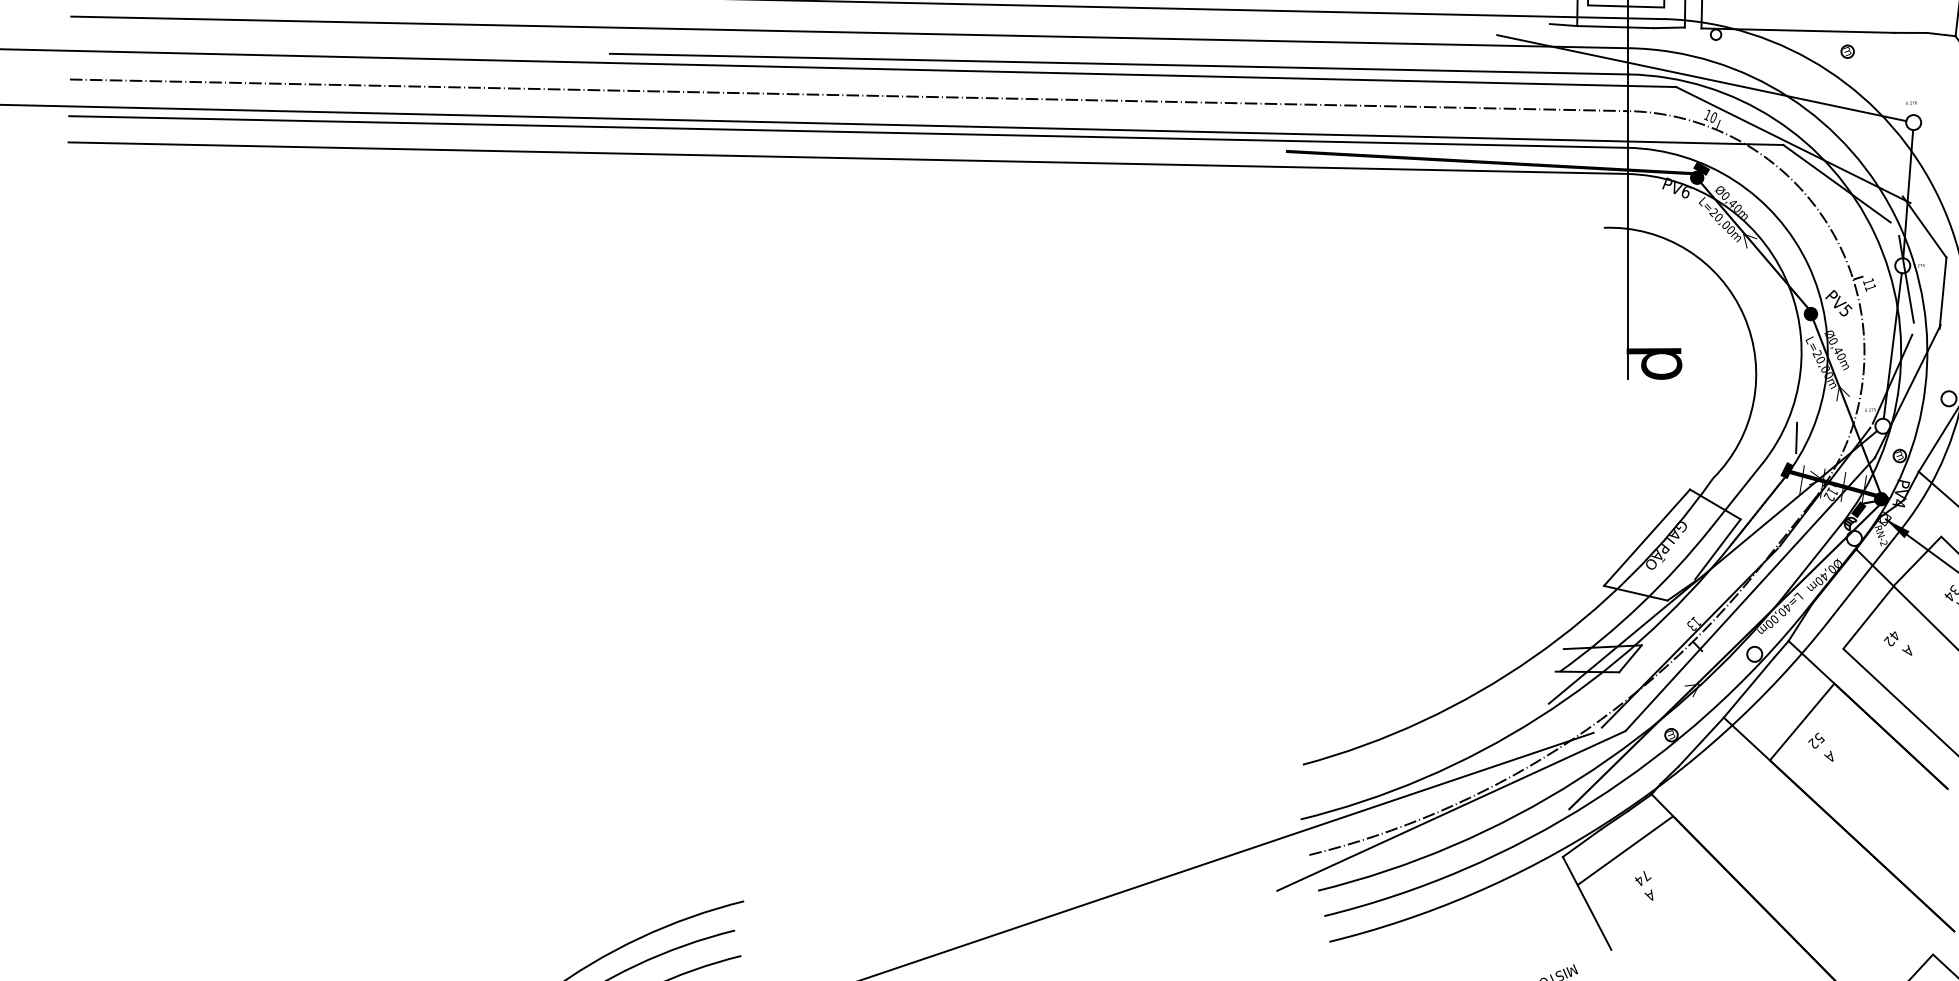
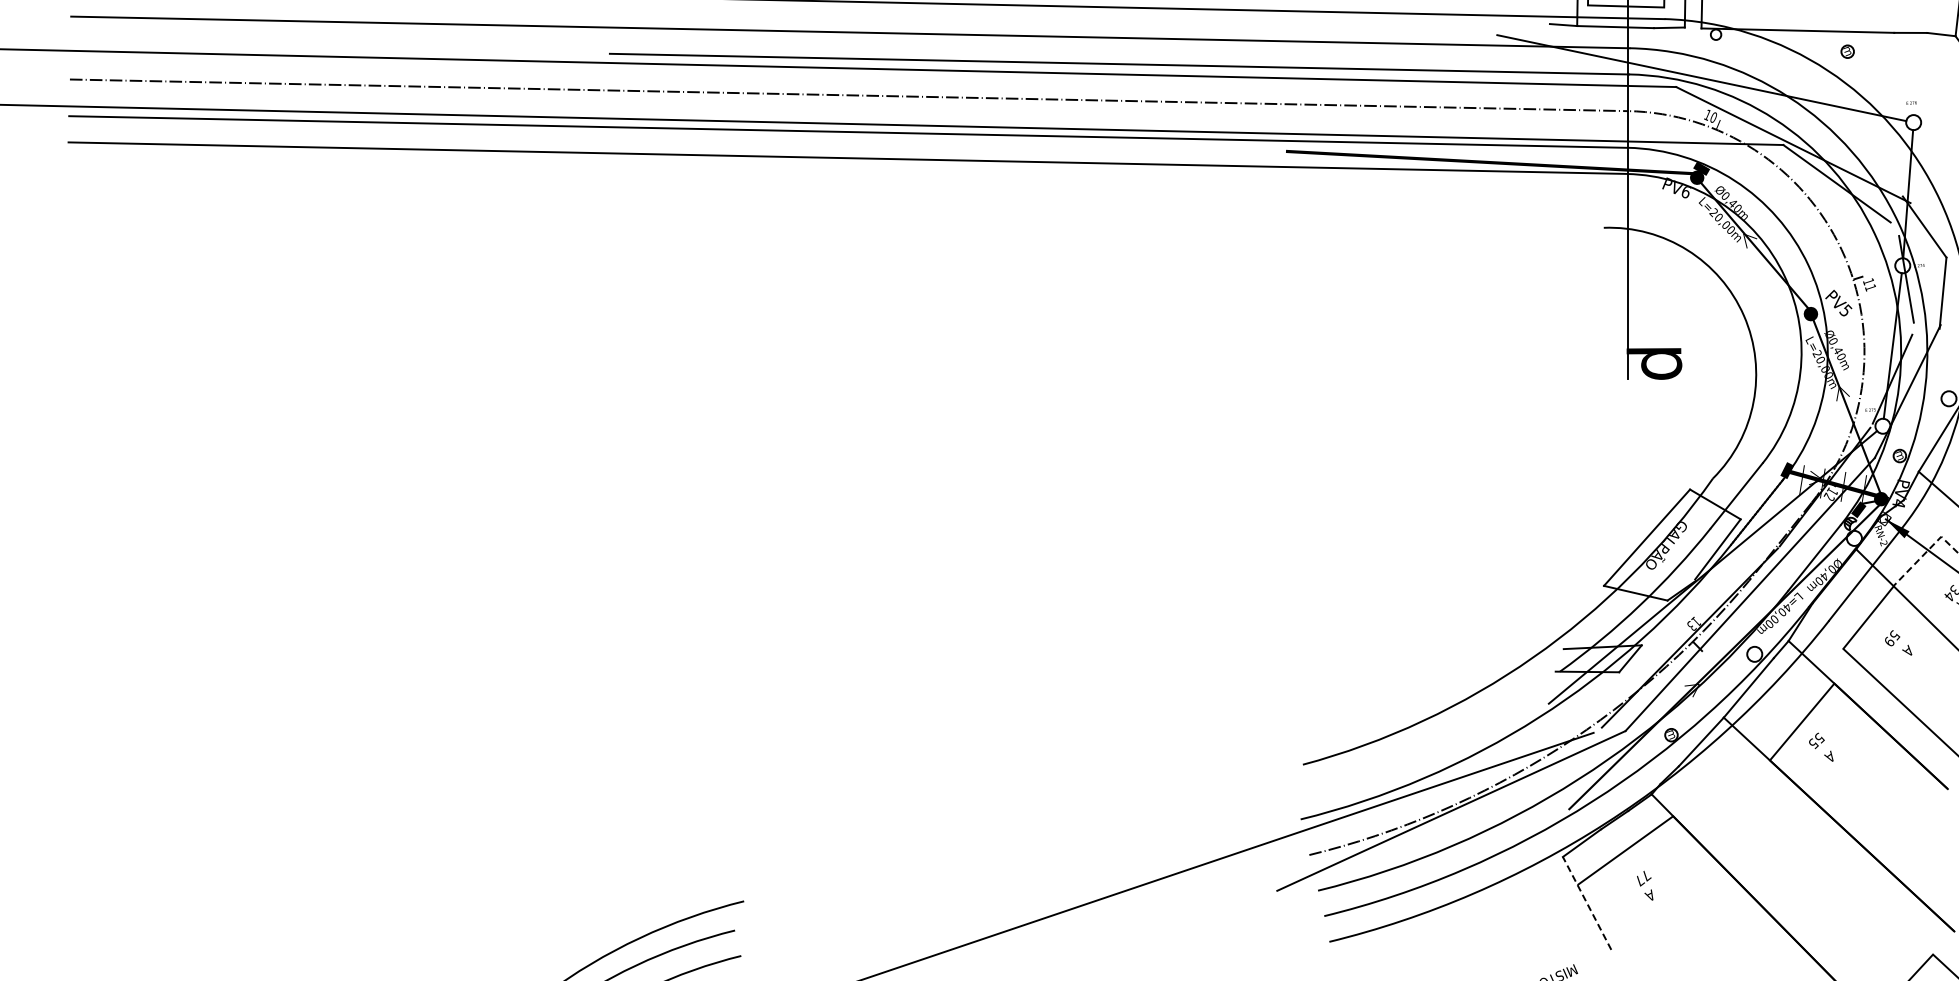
line: present -> none (1796, 437)
line: solid -> dashed (1926, 552)
text: 42 -> 59 (1891, 637)
text: 52 -> 55 (1813, 743)
text: 74 -> 77 (1639, 880)
line: solid -> dashed (1586, 902)
